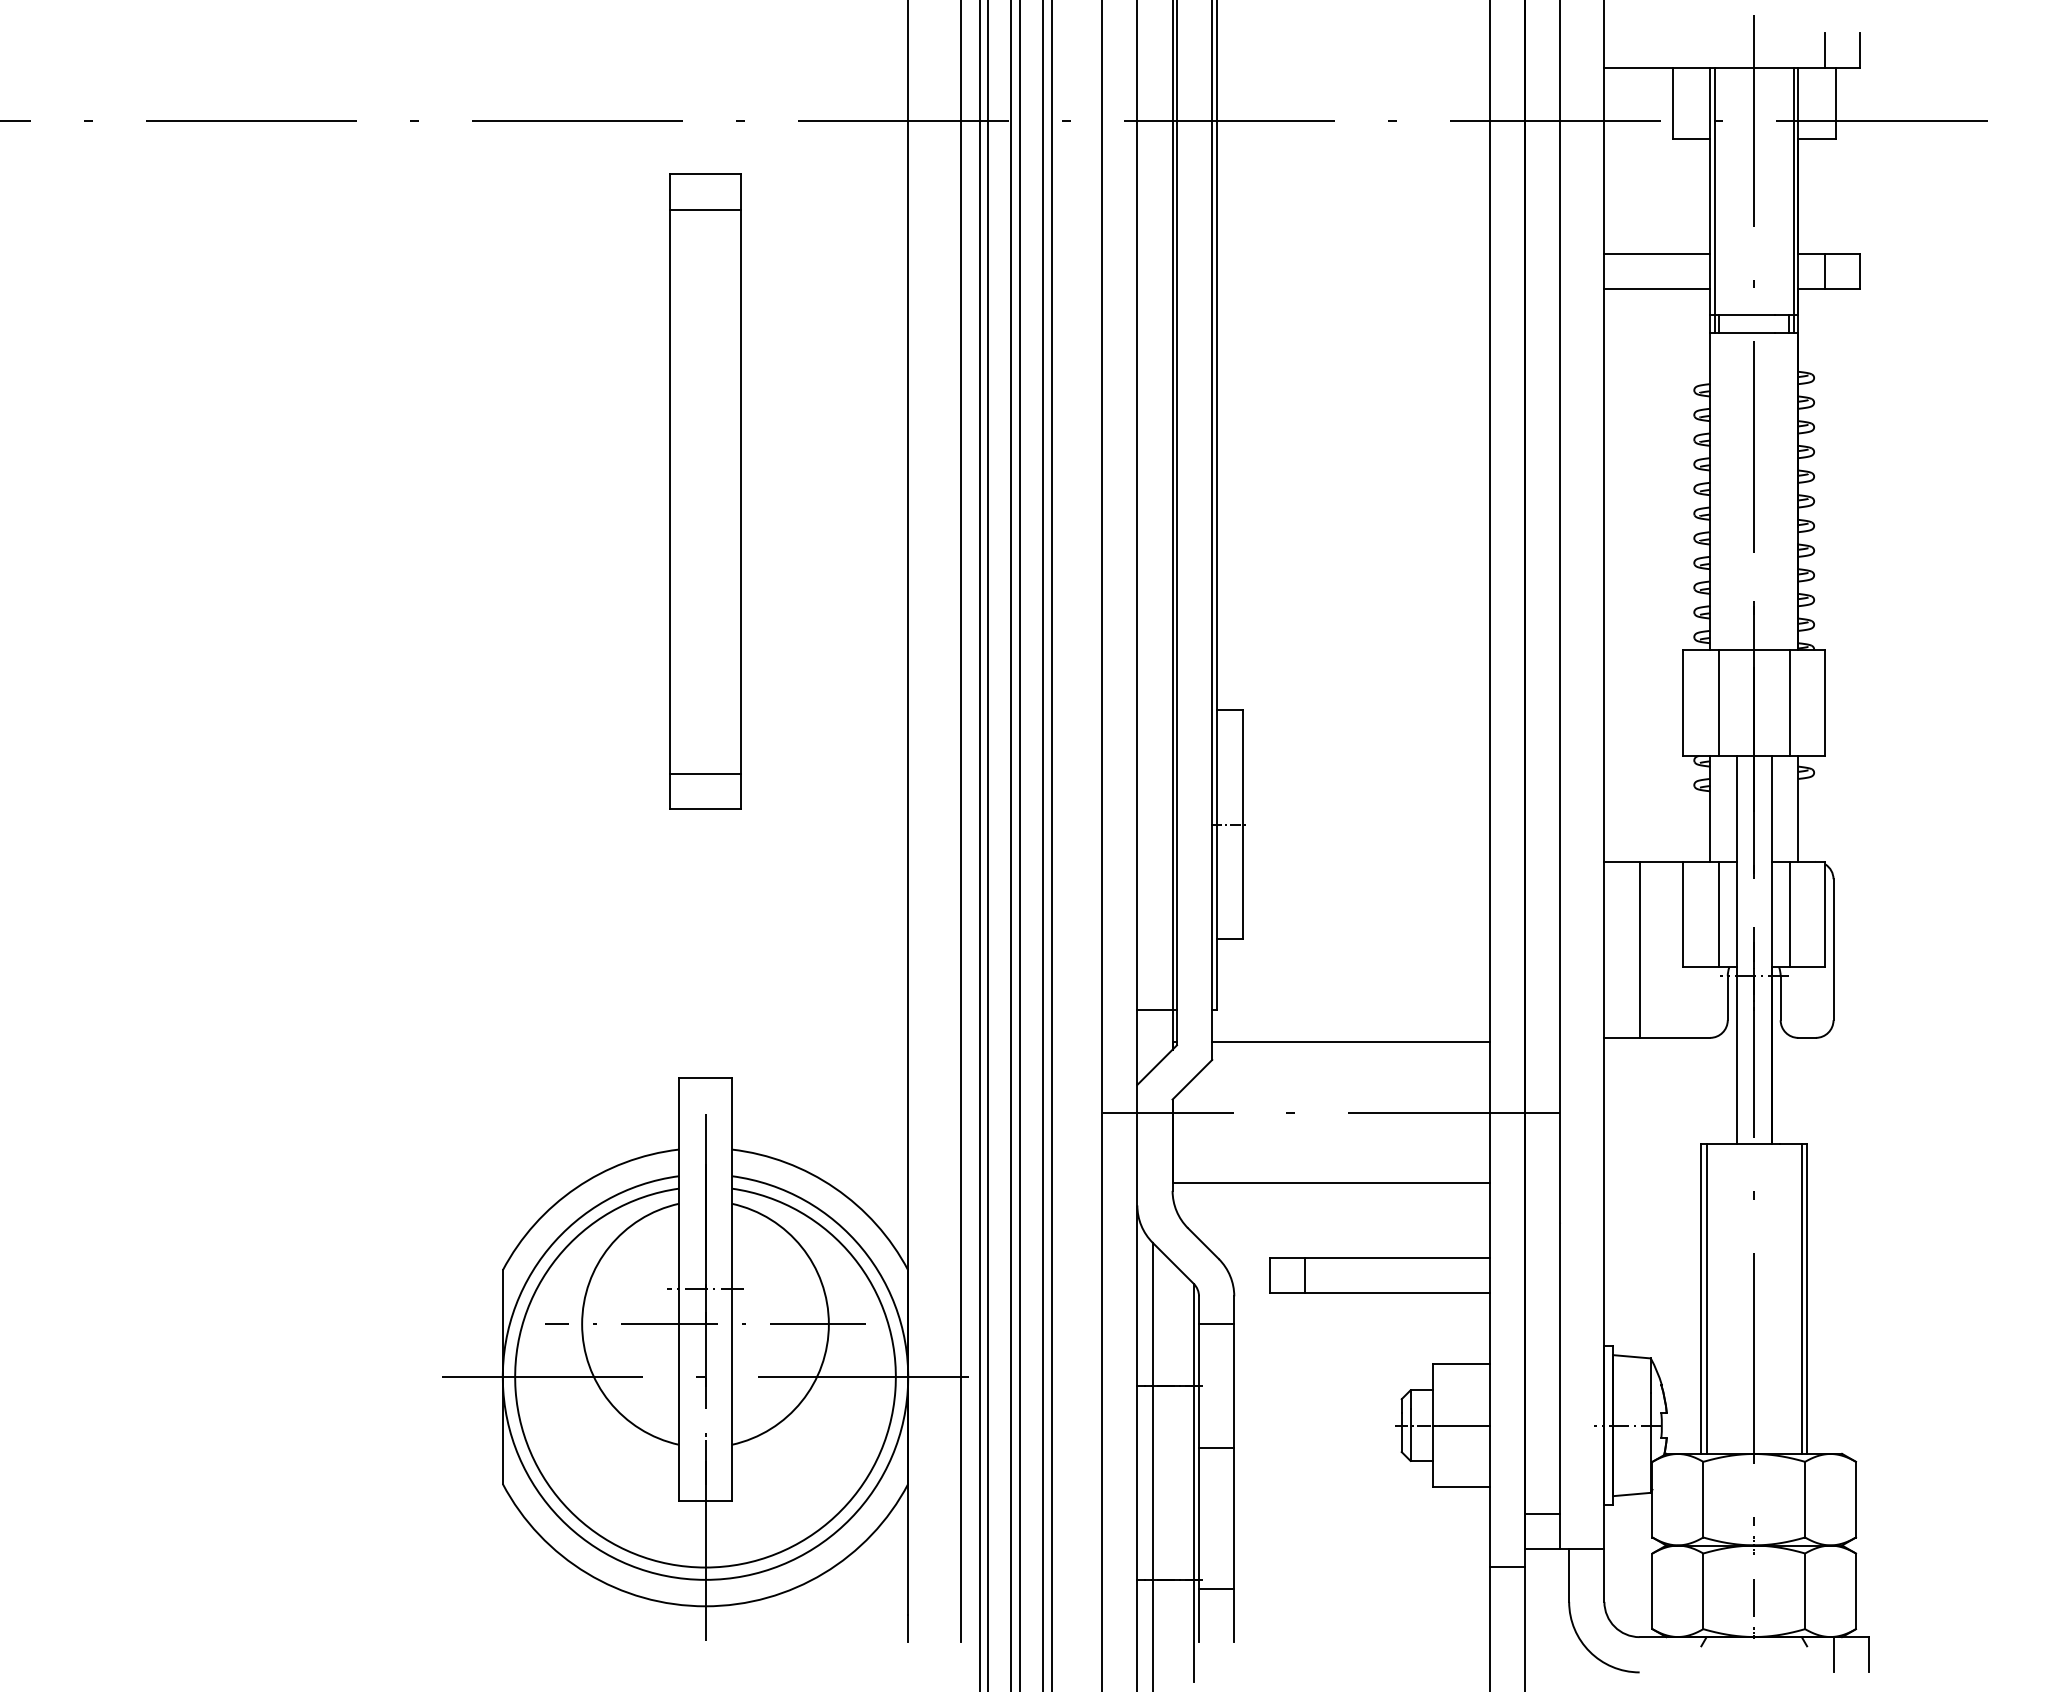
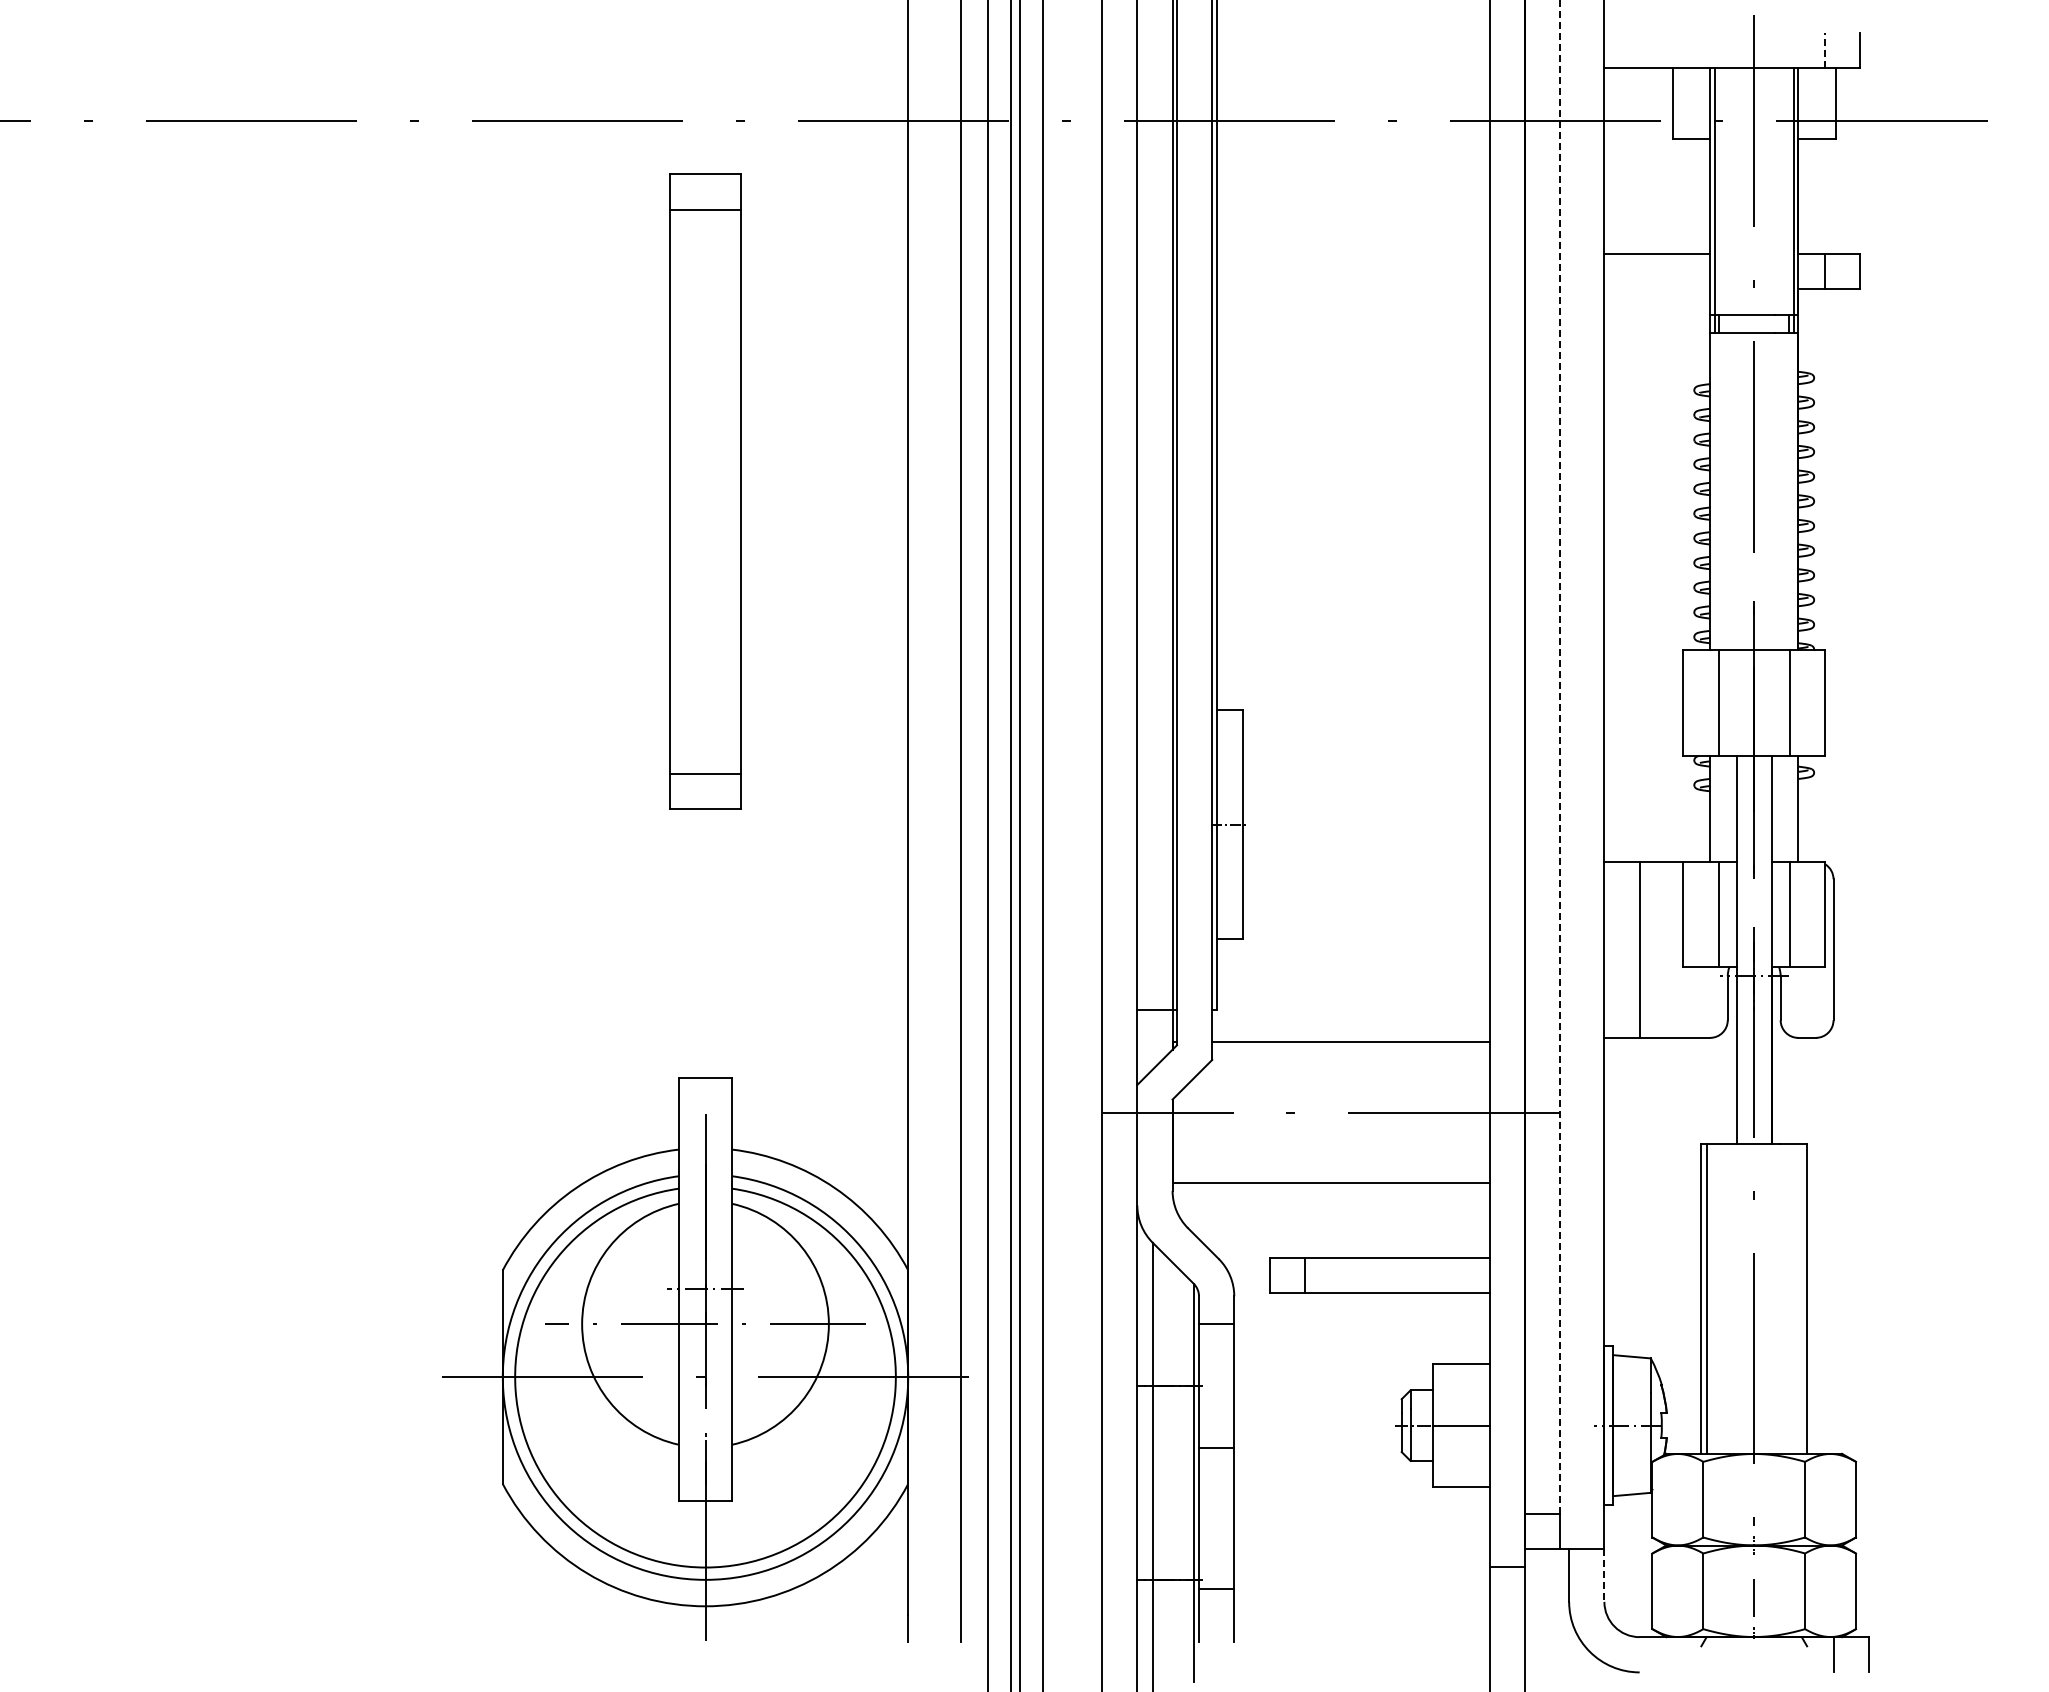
line: solid -> dashed (1824, 50)
line: present -> none (1657, 288)
line: solid -> dashed (1560, 756)
line: present -> none (979, 845)
line: present -> none (1051, 845)
line: present -> none (1801, 1298)
line: solid -> dashed (1604, 1575)
